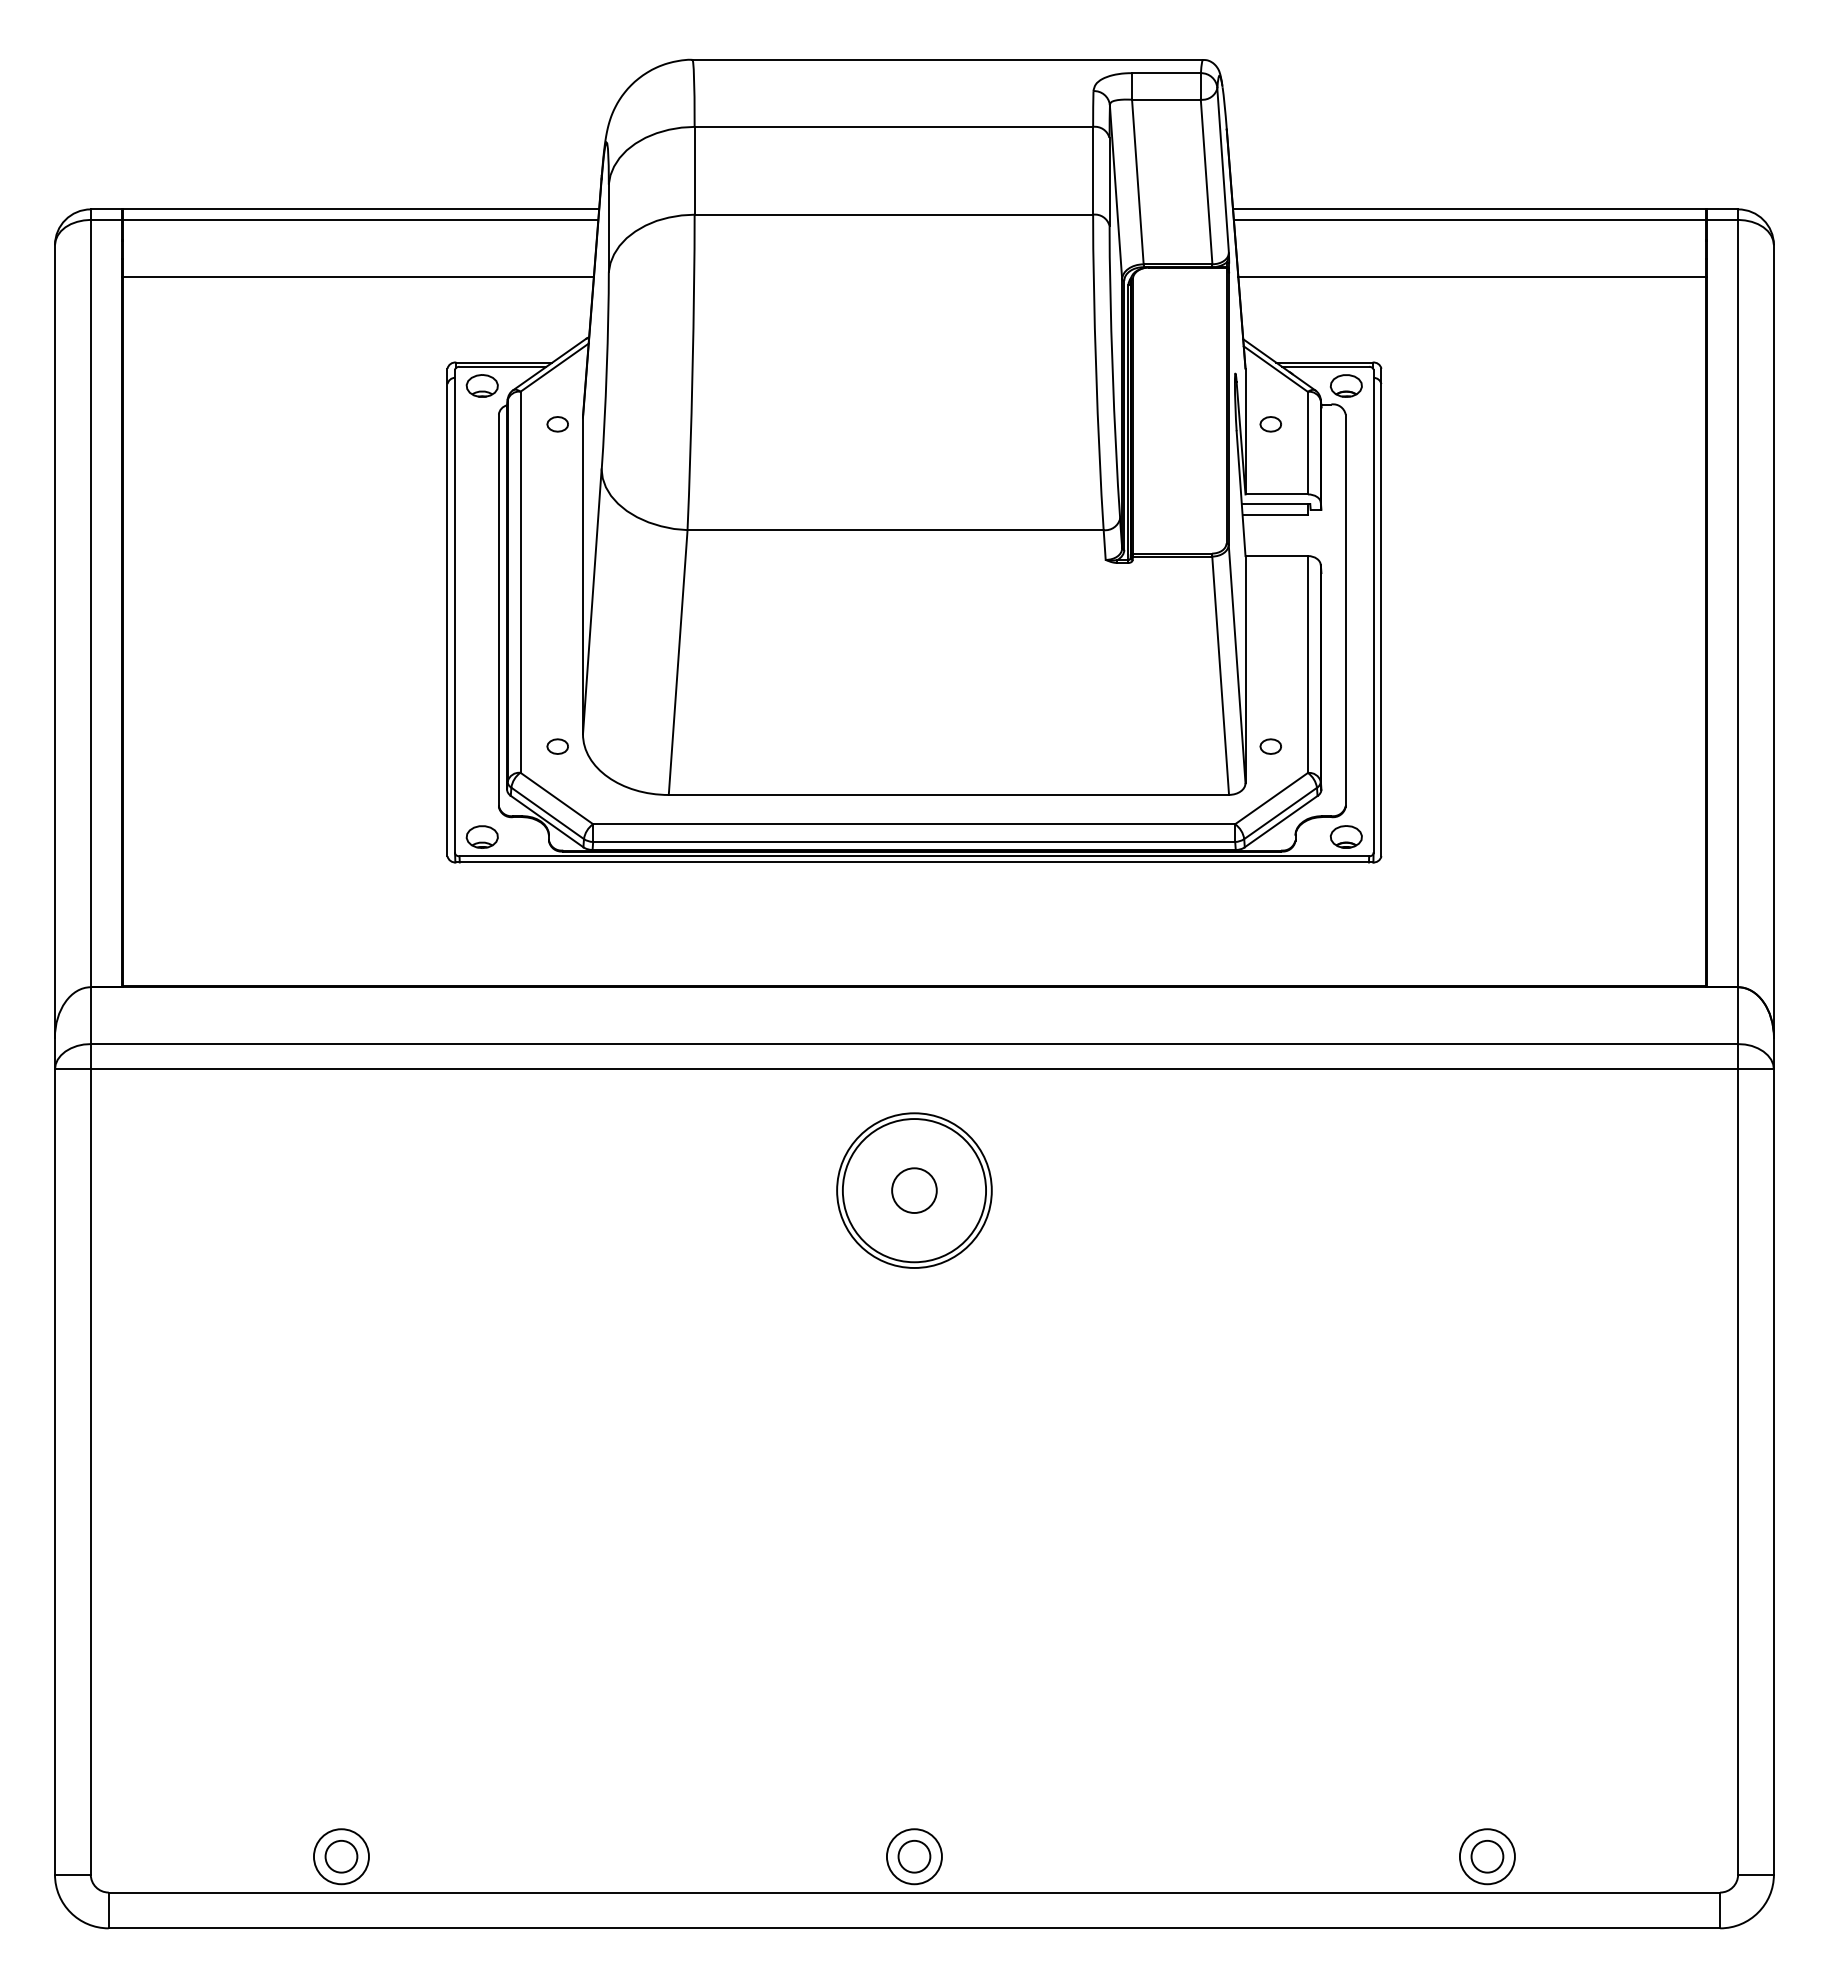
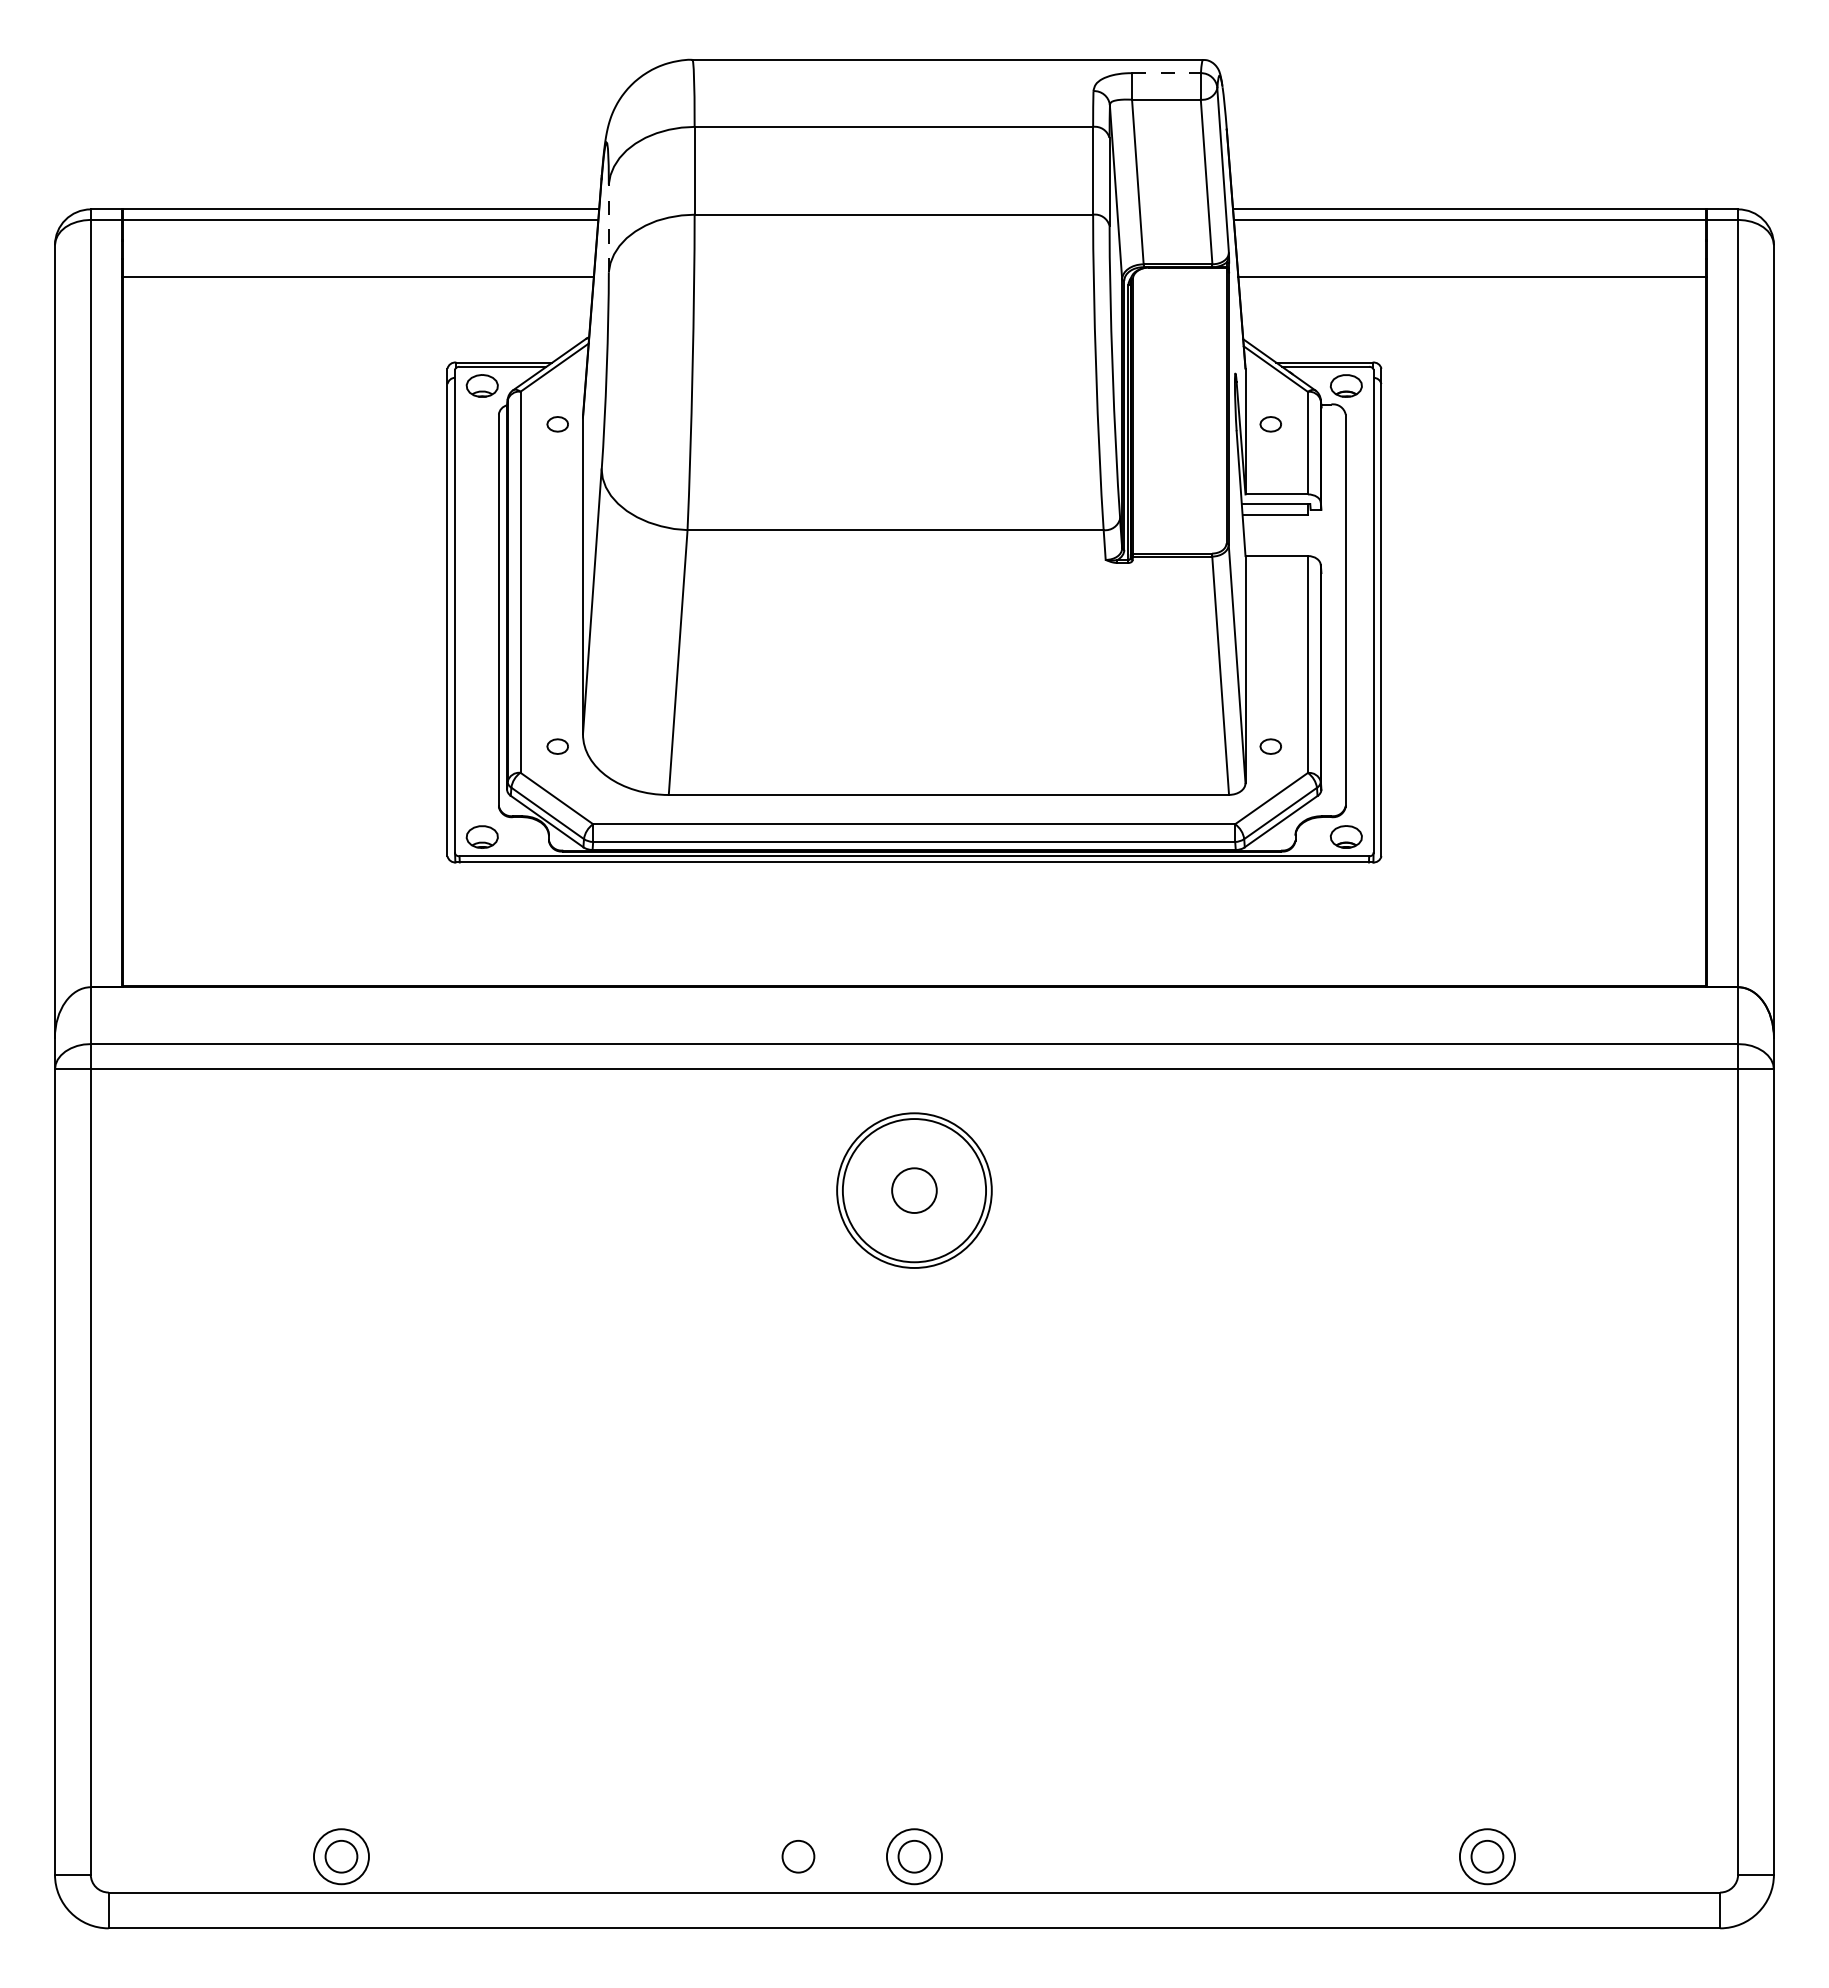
line: solid -> dashed (1166, 73)
line: solid -> dashed (608, 228)
circle: none -> present (798, 1856)
